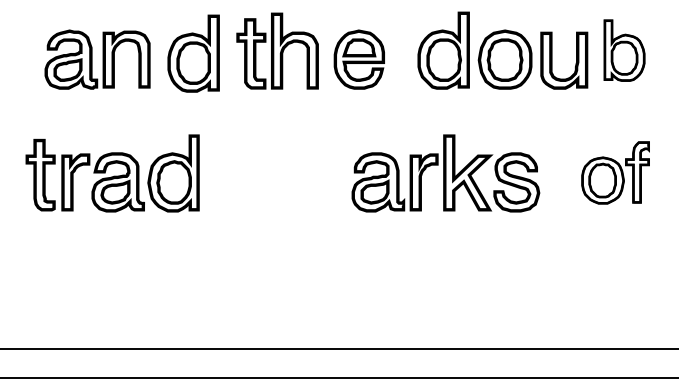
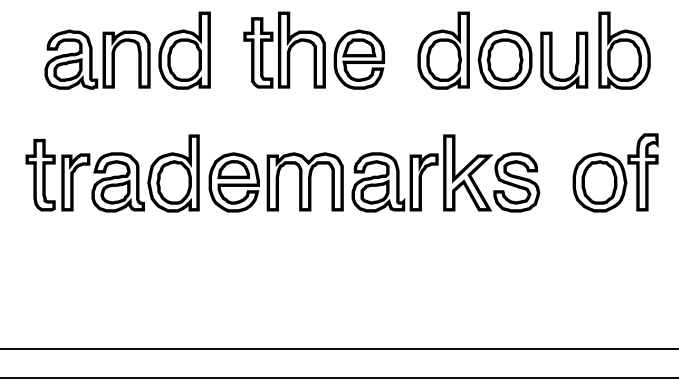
part position: (277, 50) -> (284, 49) (284, 49)
part size: 43x63 px -> 53x79 px (624, 50)
part position: (193, 53) -> (184, 50) (184, 50)
part size: 69x64 px -> 87x80 px (615, 172)
part: none -> present (275, 182)
